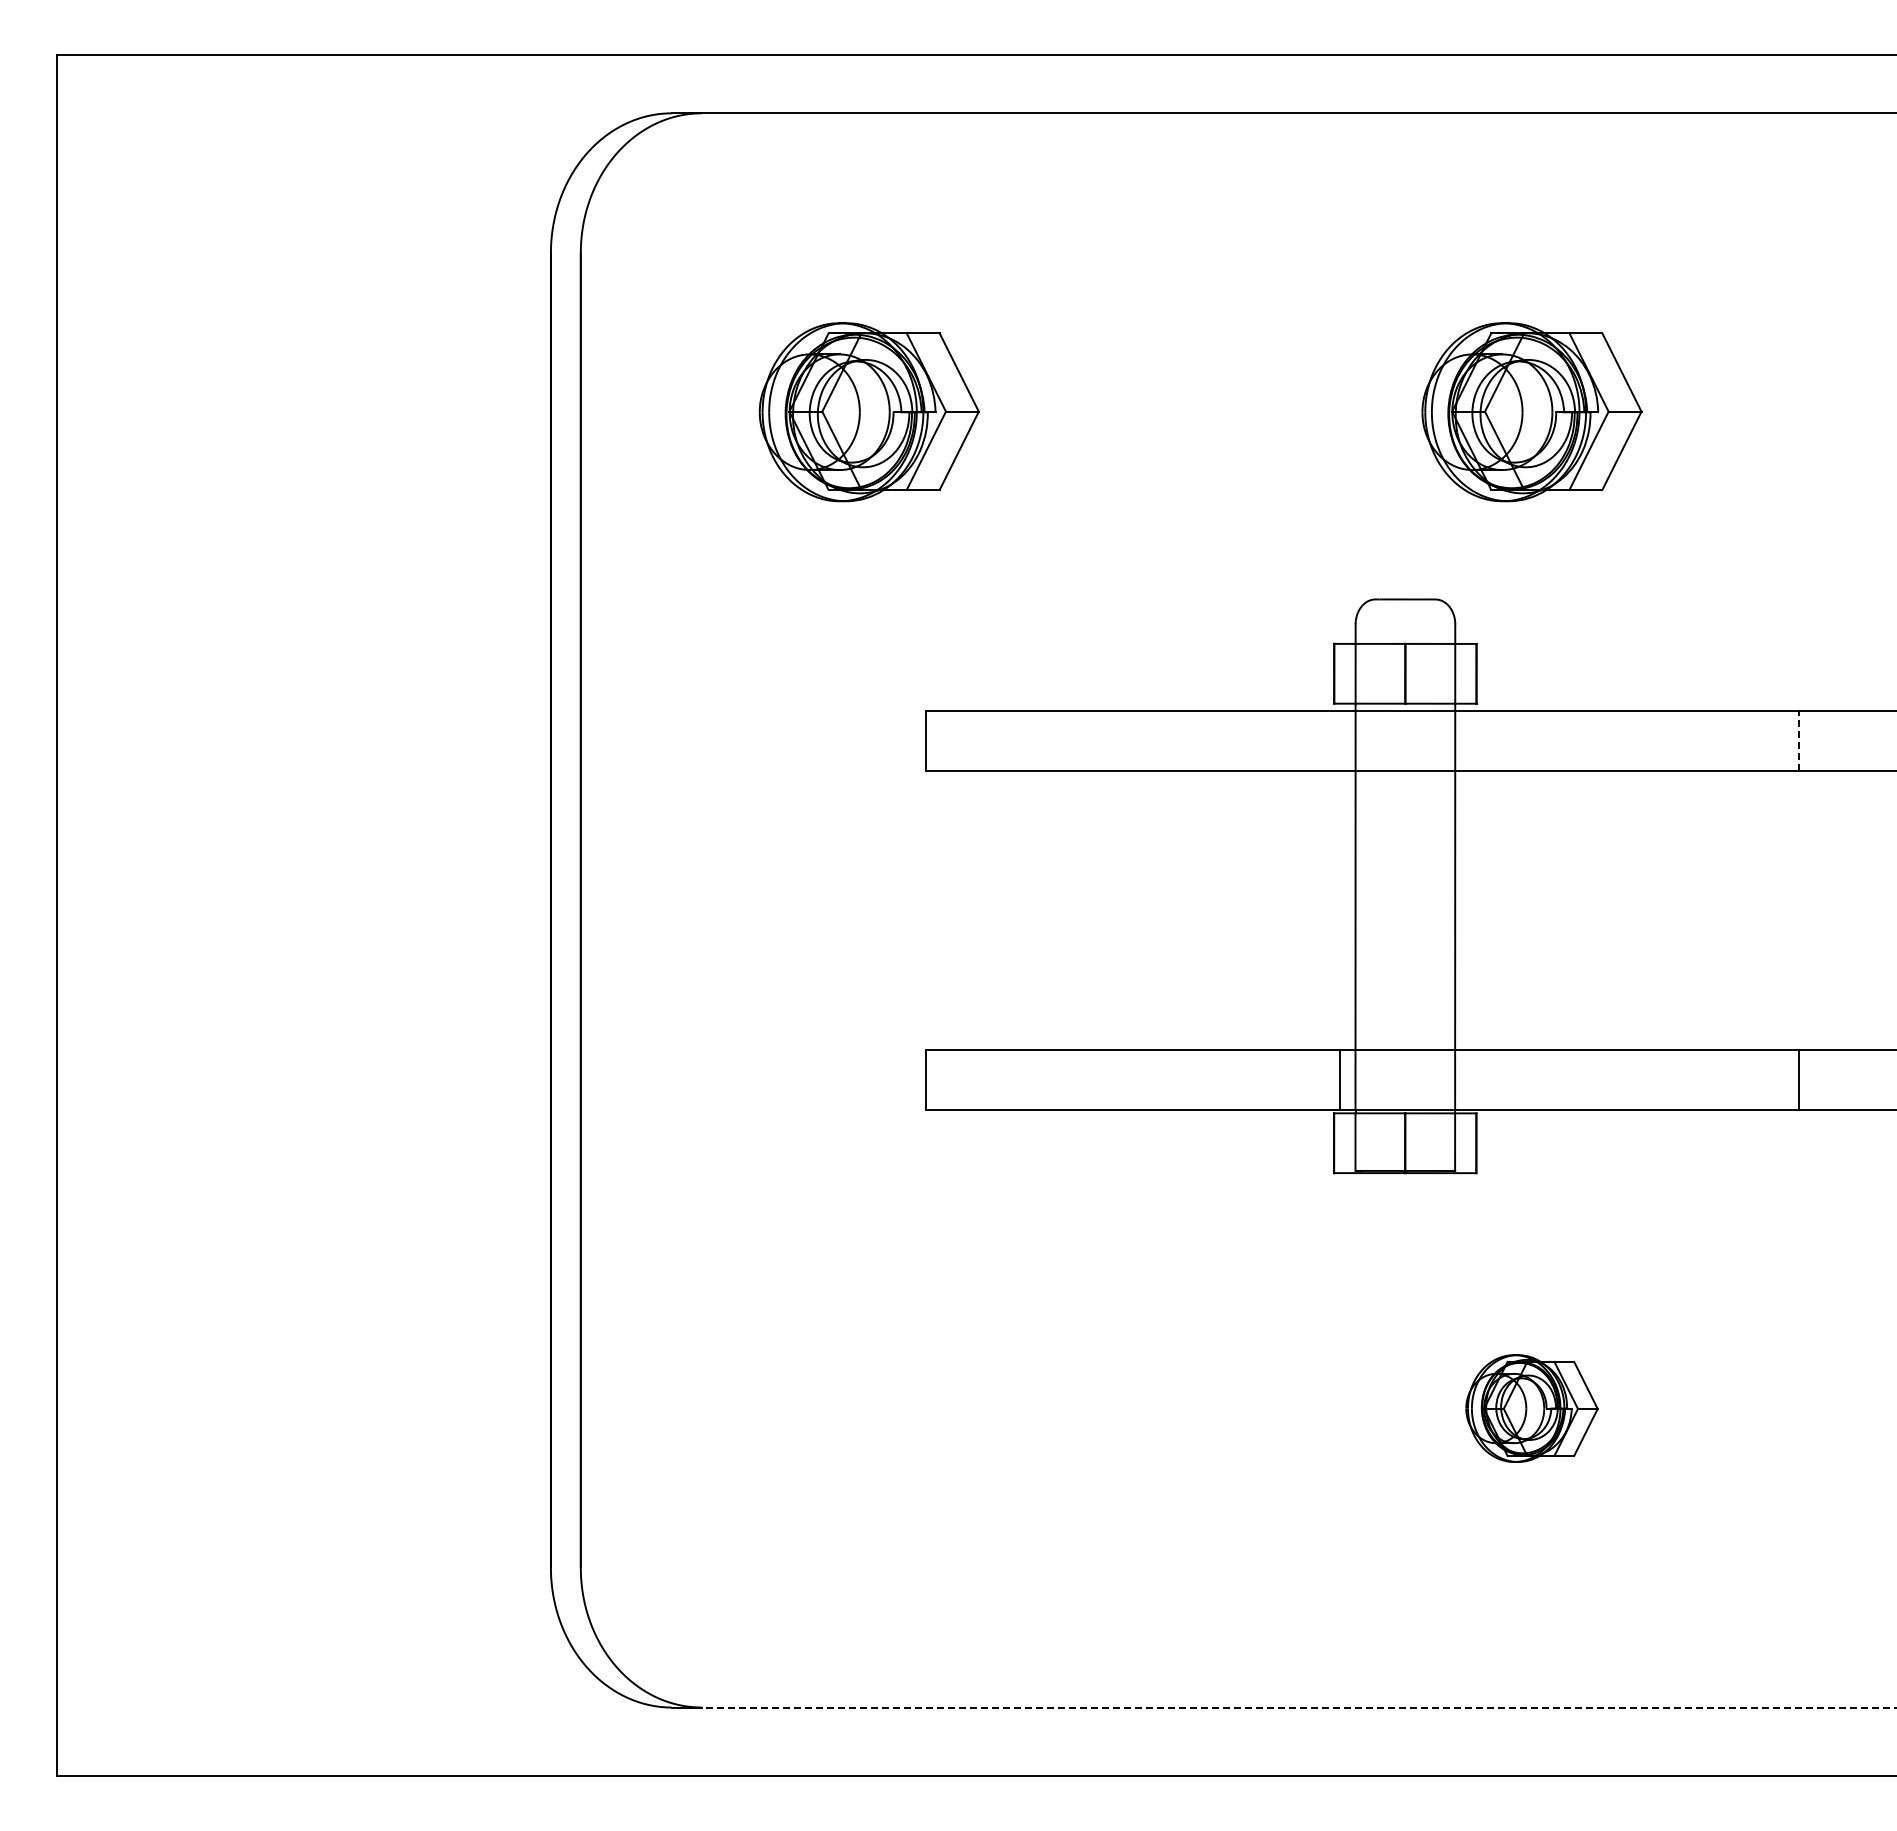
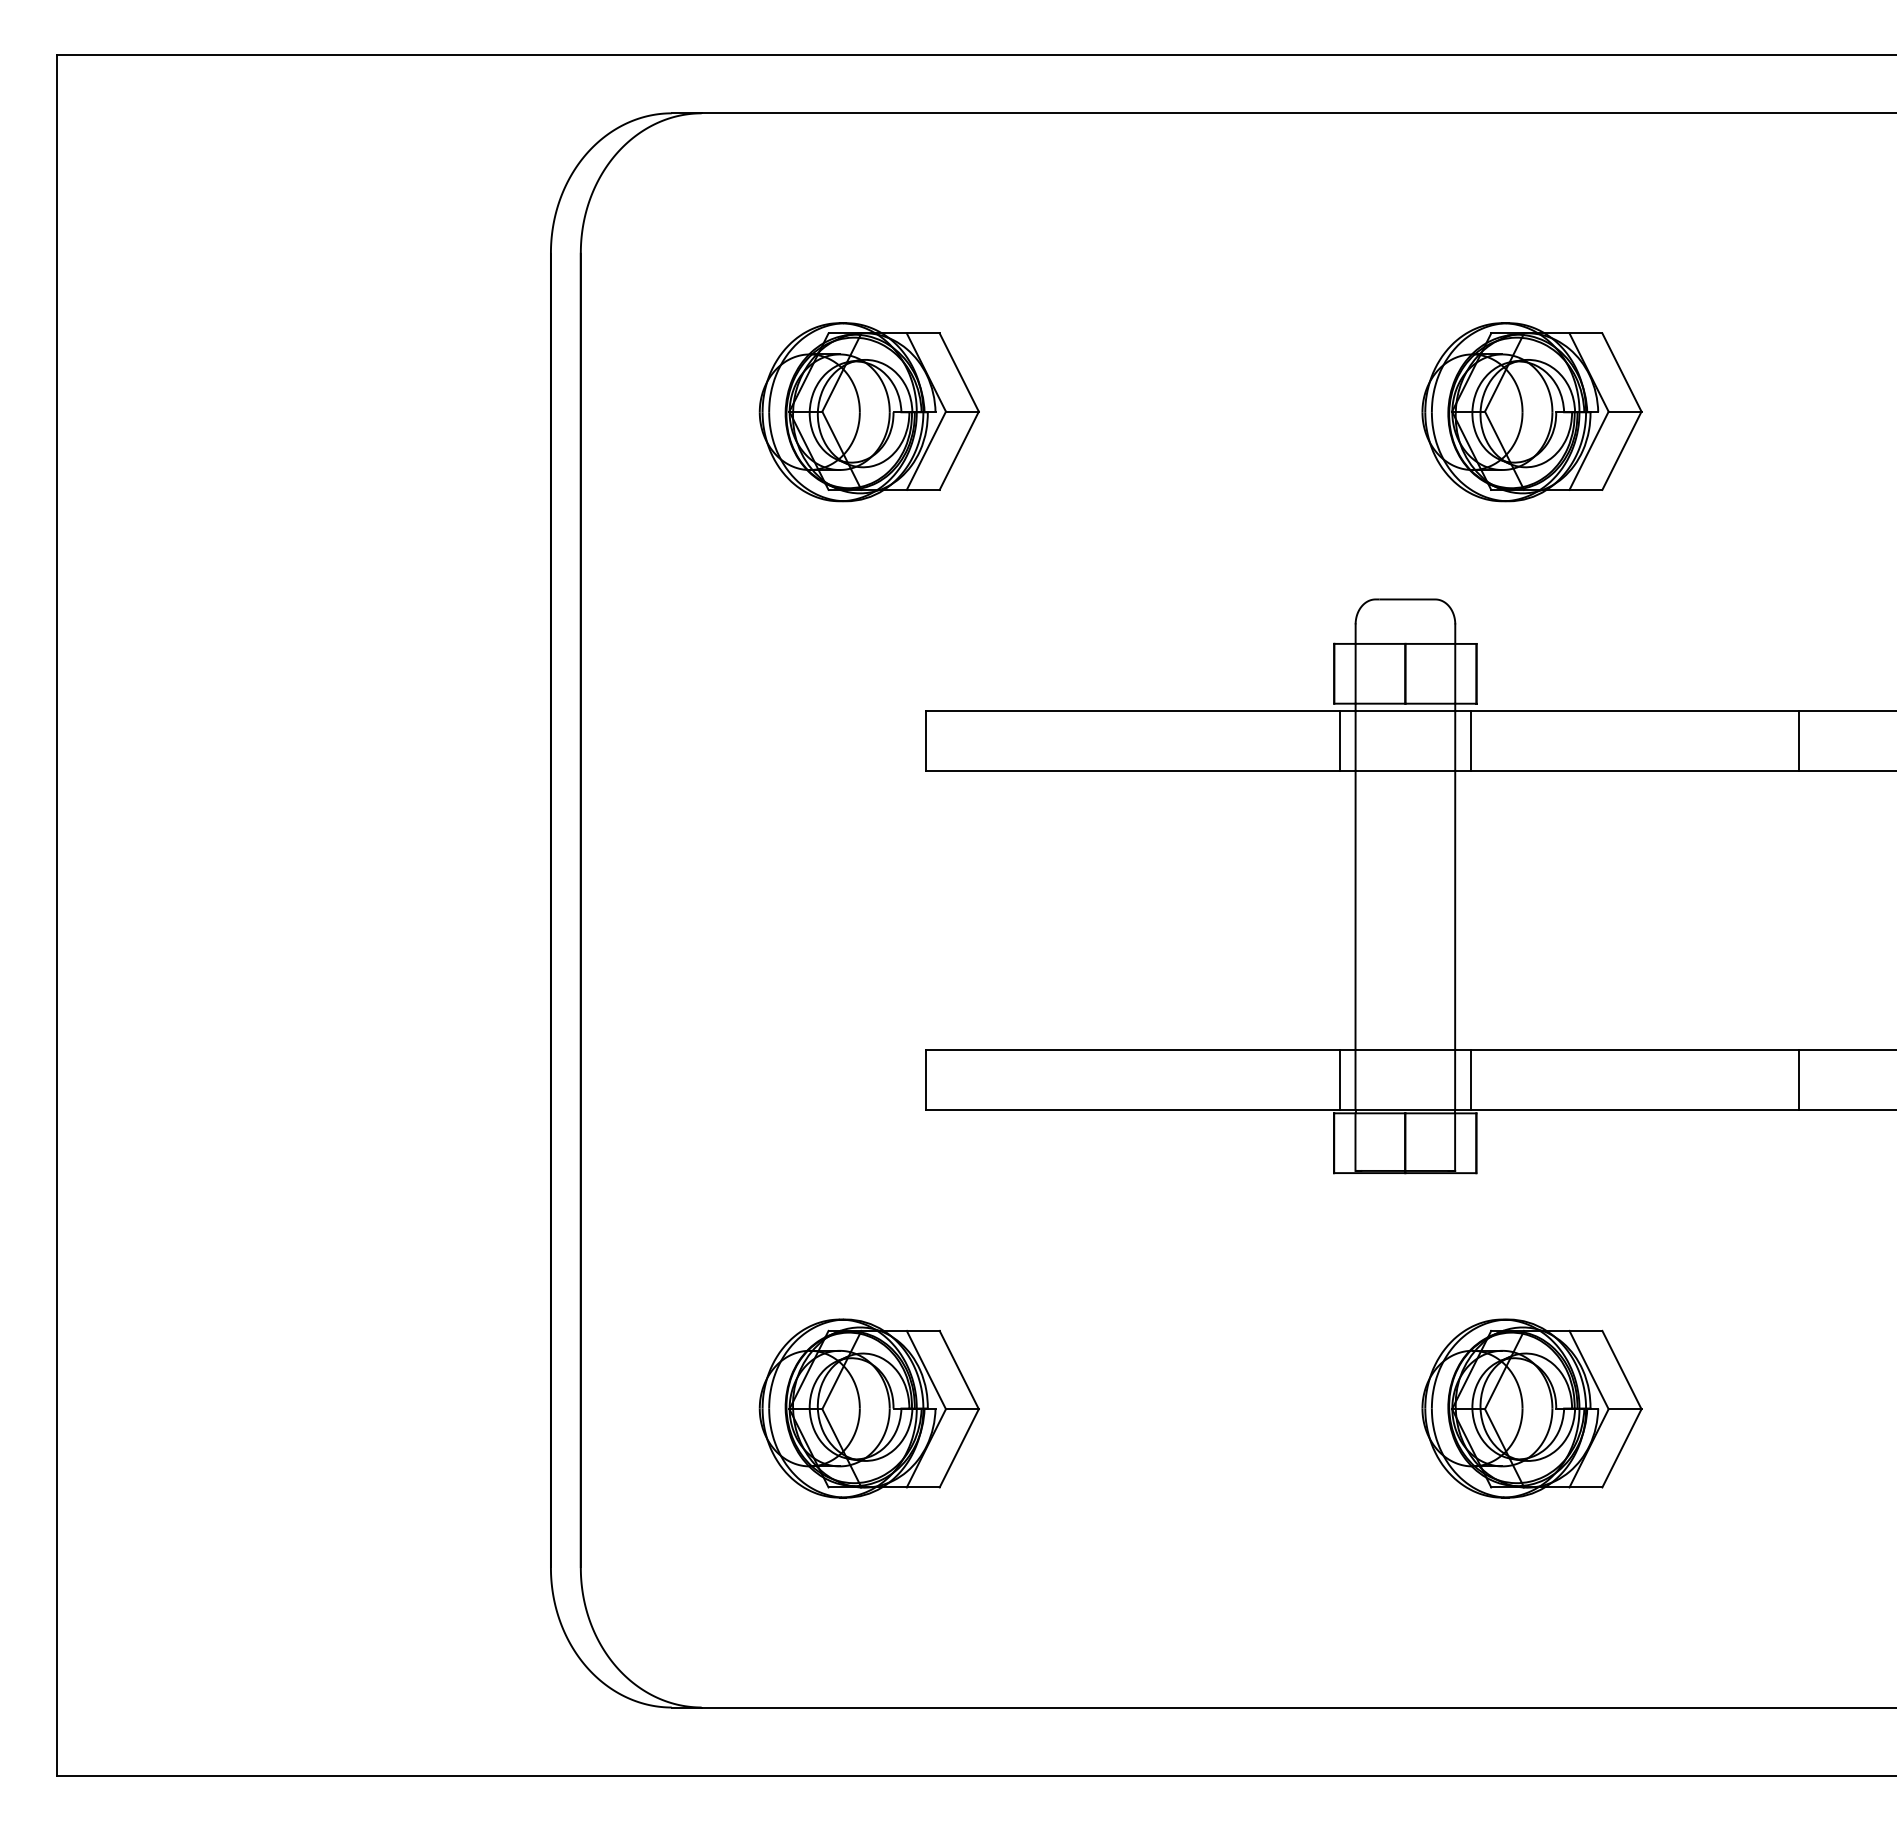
line: none -> present (1339, 740)
line: none -> present (1471, 740)
line: dashed -> solid (1798, 741)
line: none -> present (1471, 1079)
part: none -> present (868, 1408)
part size: 134x109 px -> 222x181 px (1531, 1408)
line: dashed -> solid (1298, 1707)
